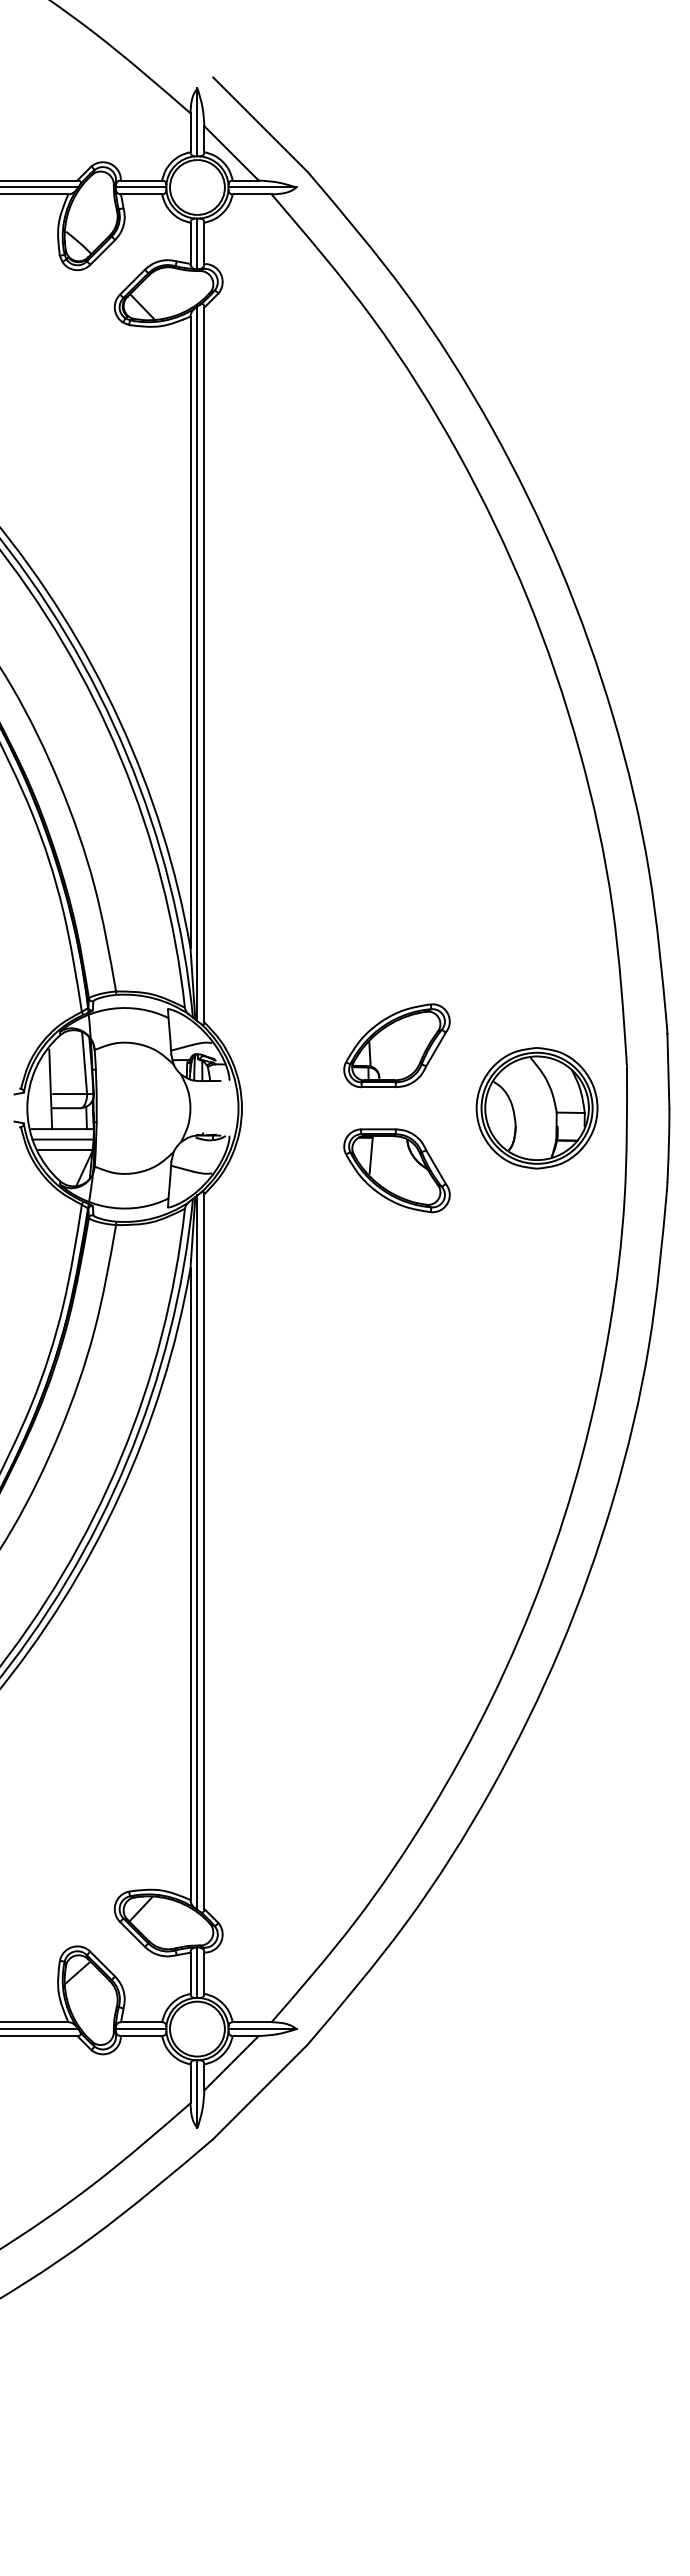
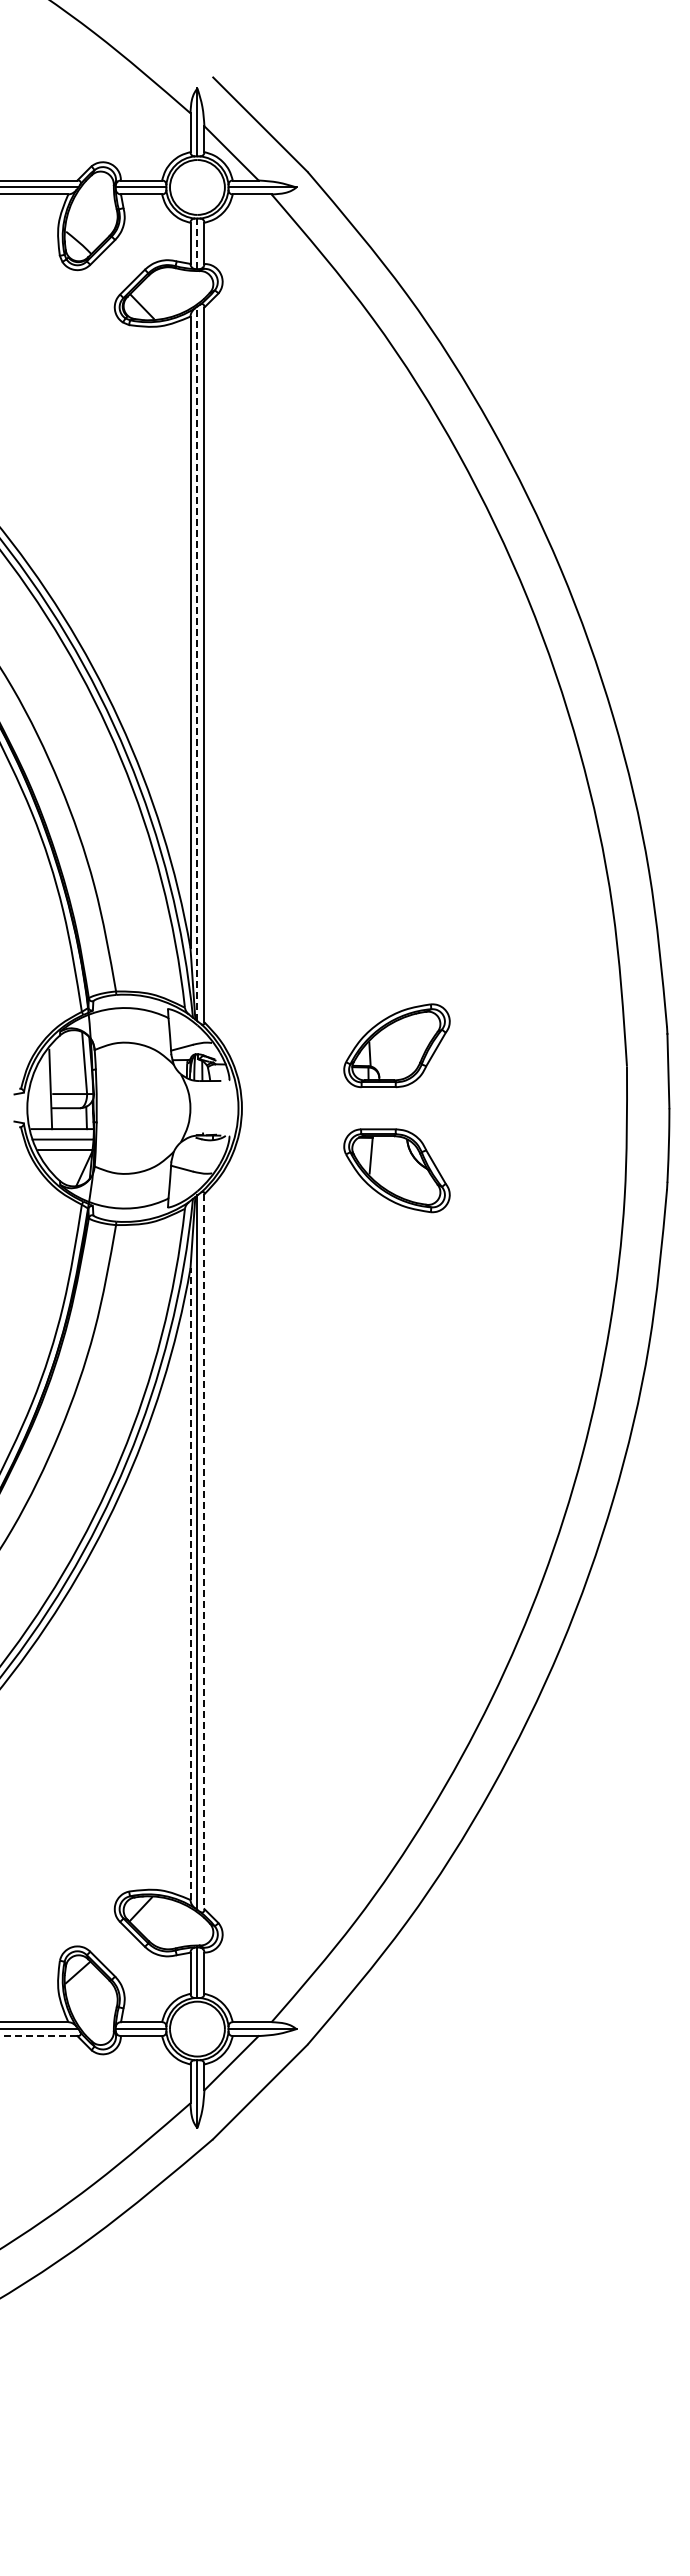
line: solid -> dashed (197, 243)
line: solid -> dashed (197, 663)
part: present -> none (536, 1108)
line: solid -> dashed (204, 1552)
line: solid -> dashed (190, 1584)
line: solid -> dashed (38, 2036)
